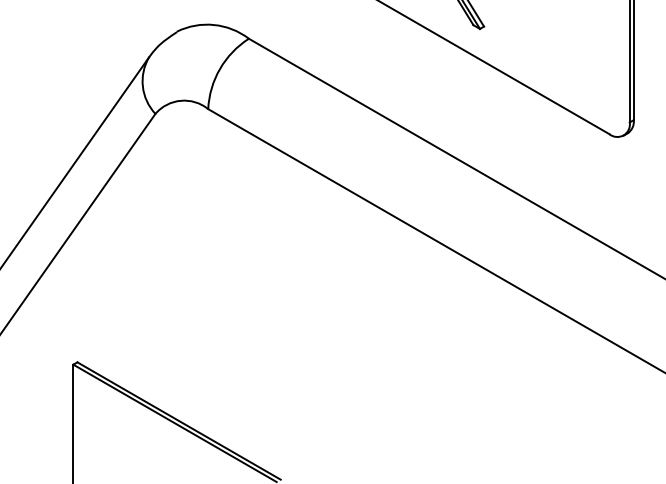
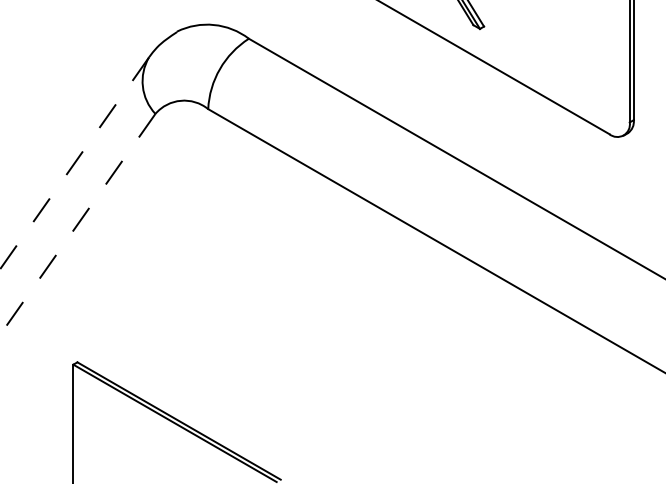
line: solid -> dashed (74, 163)
line: solid -> dashed (77, 224)
